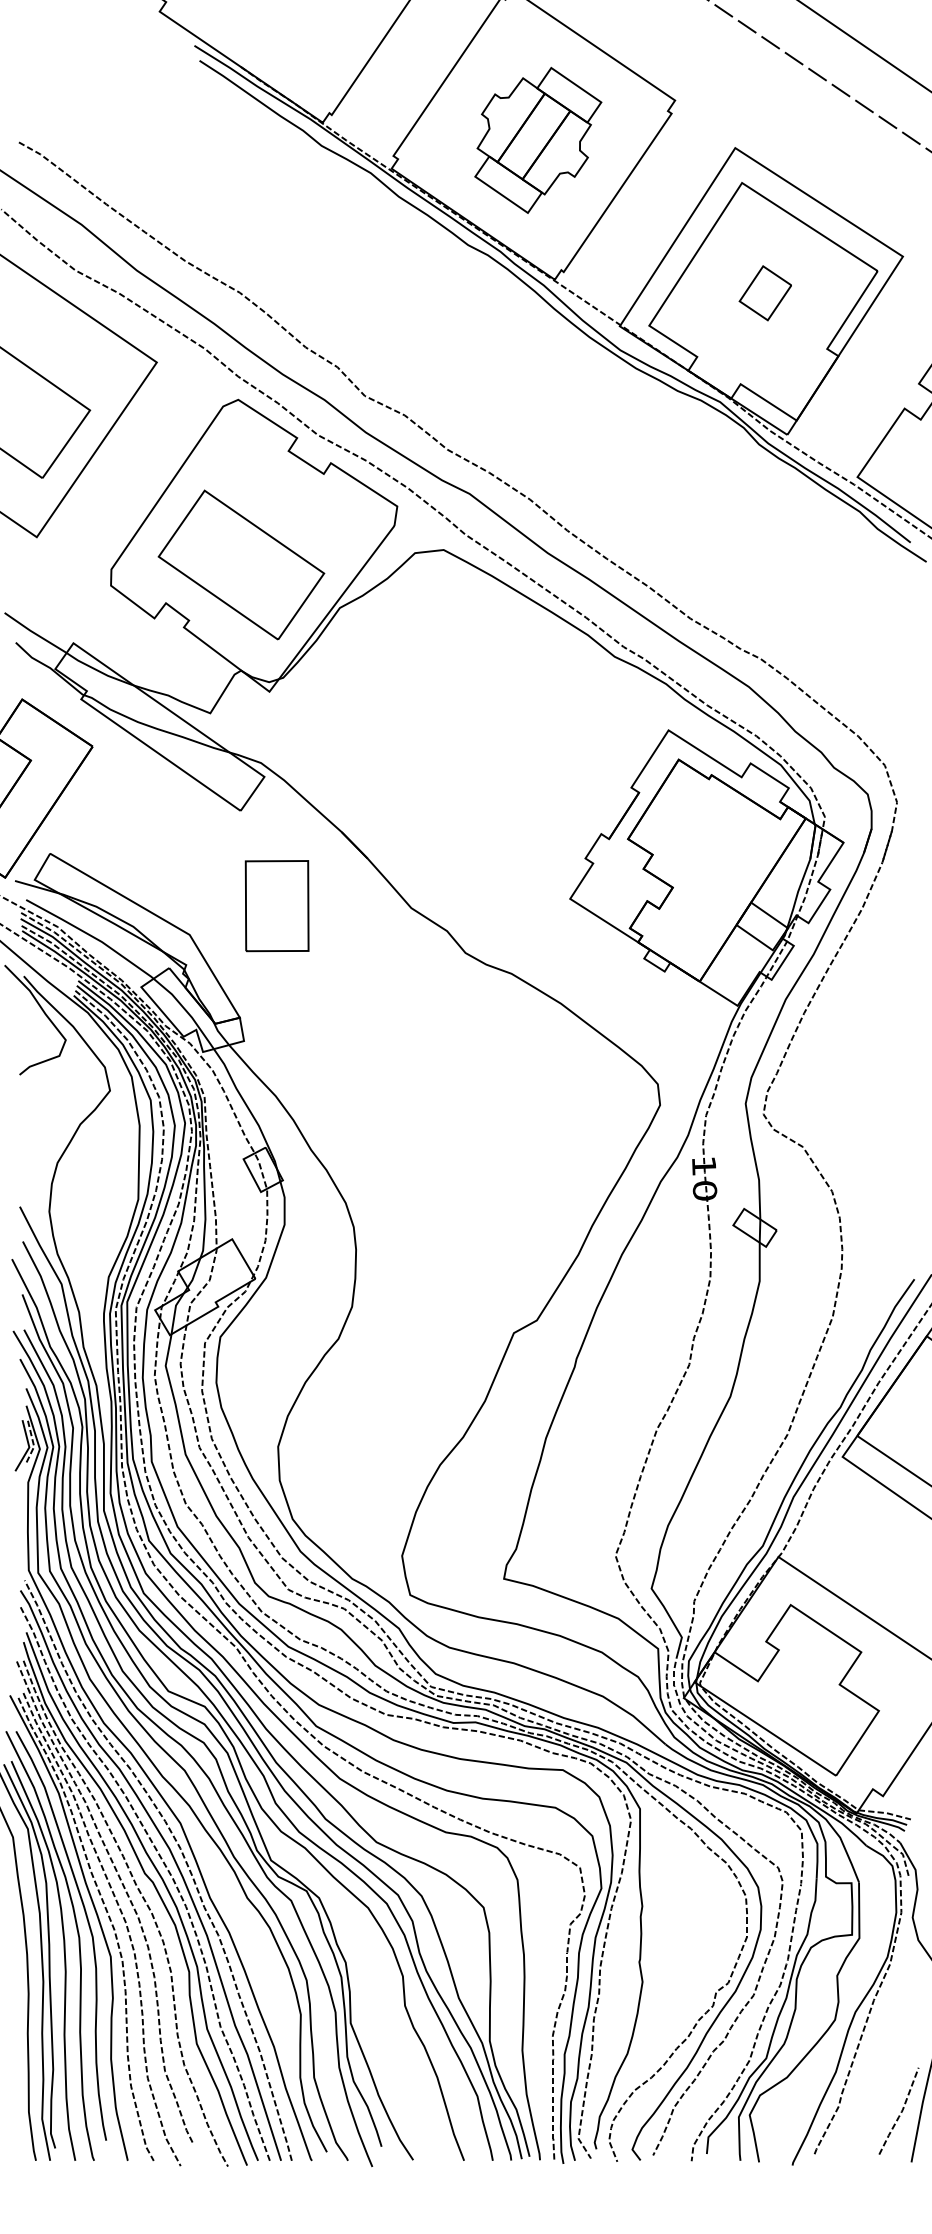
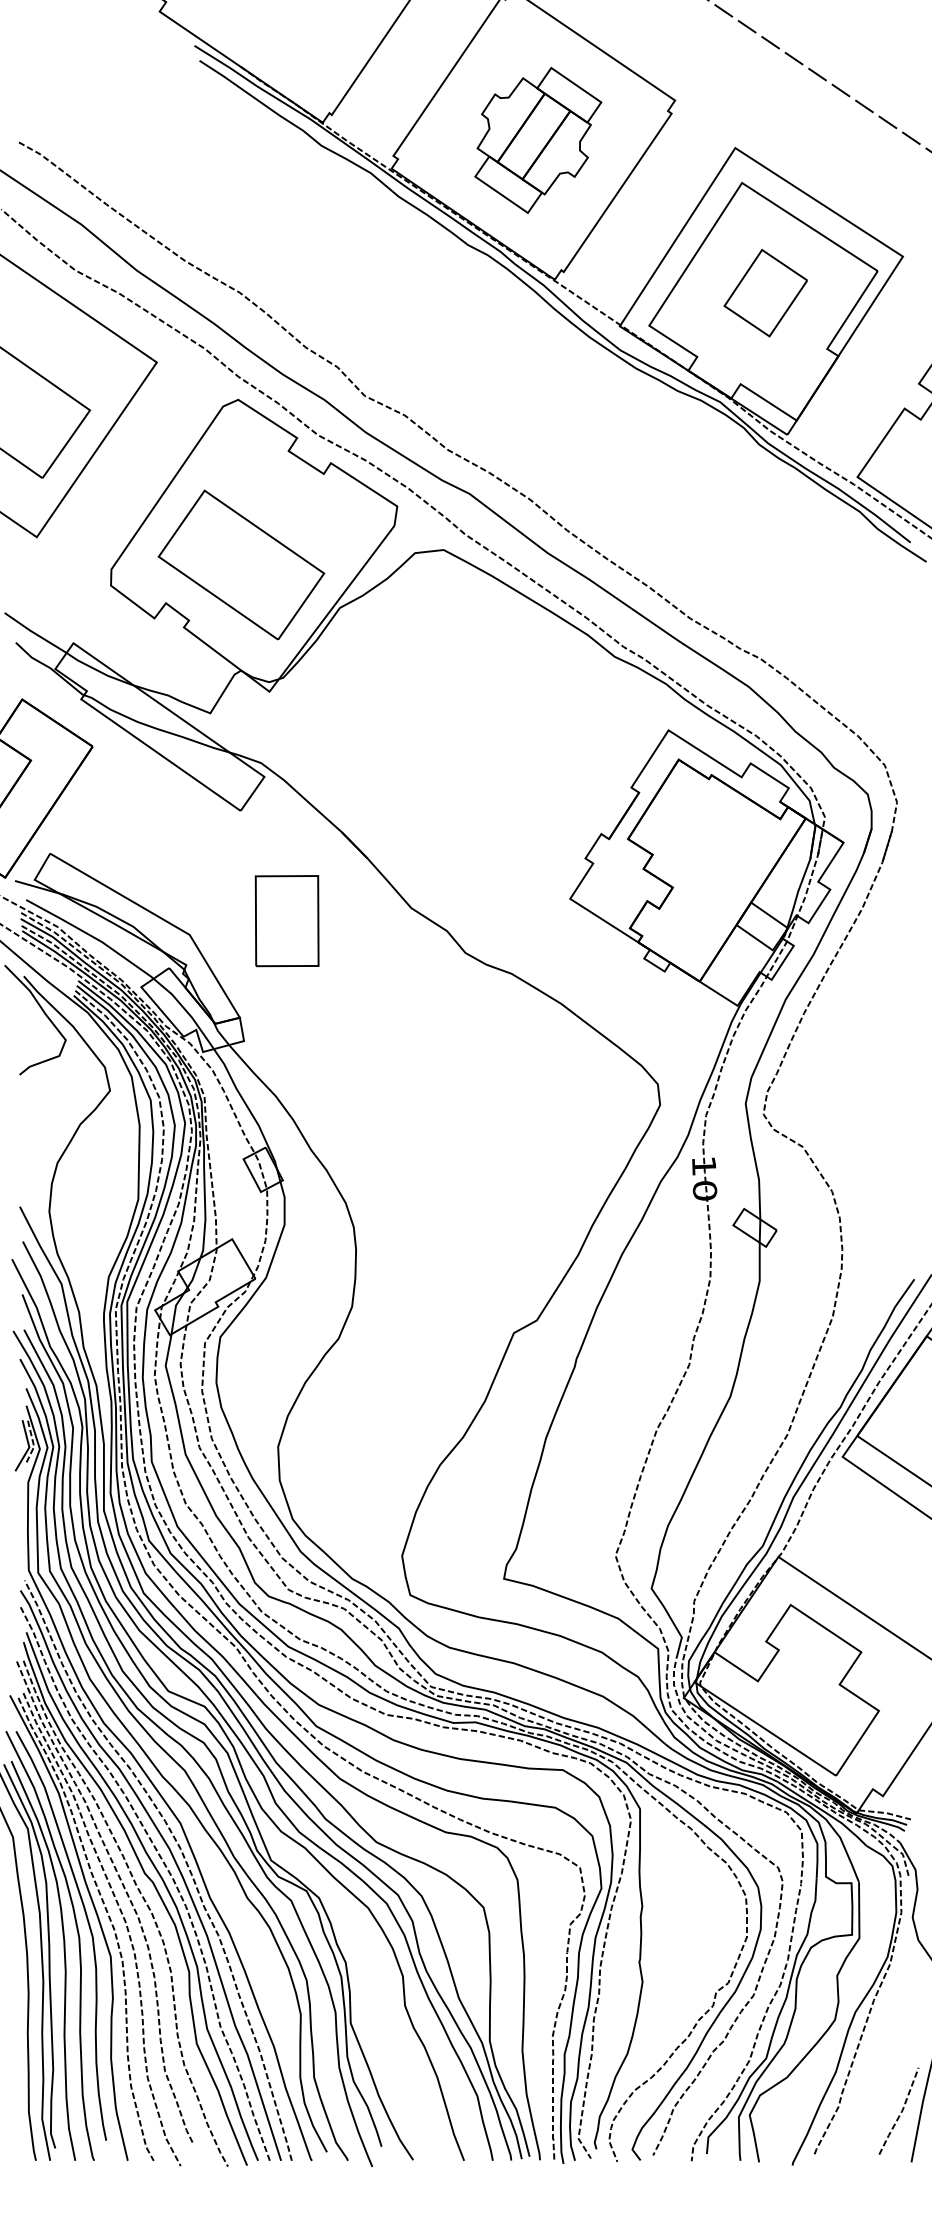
line: present -> none (864, 45)
part size: 54x57 px -> 85x89 px (765, 293)
part position: (276, 906) -> (286, 921) (286, 921)
